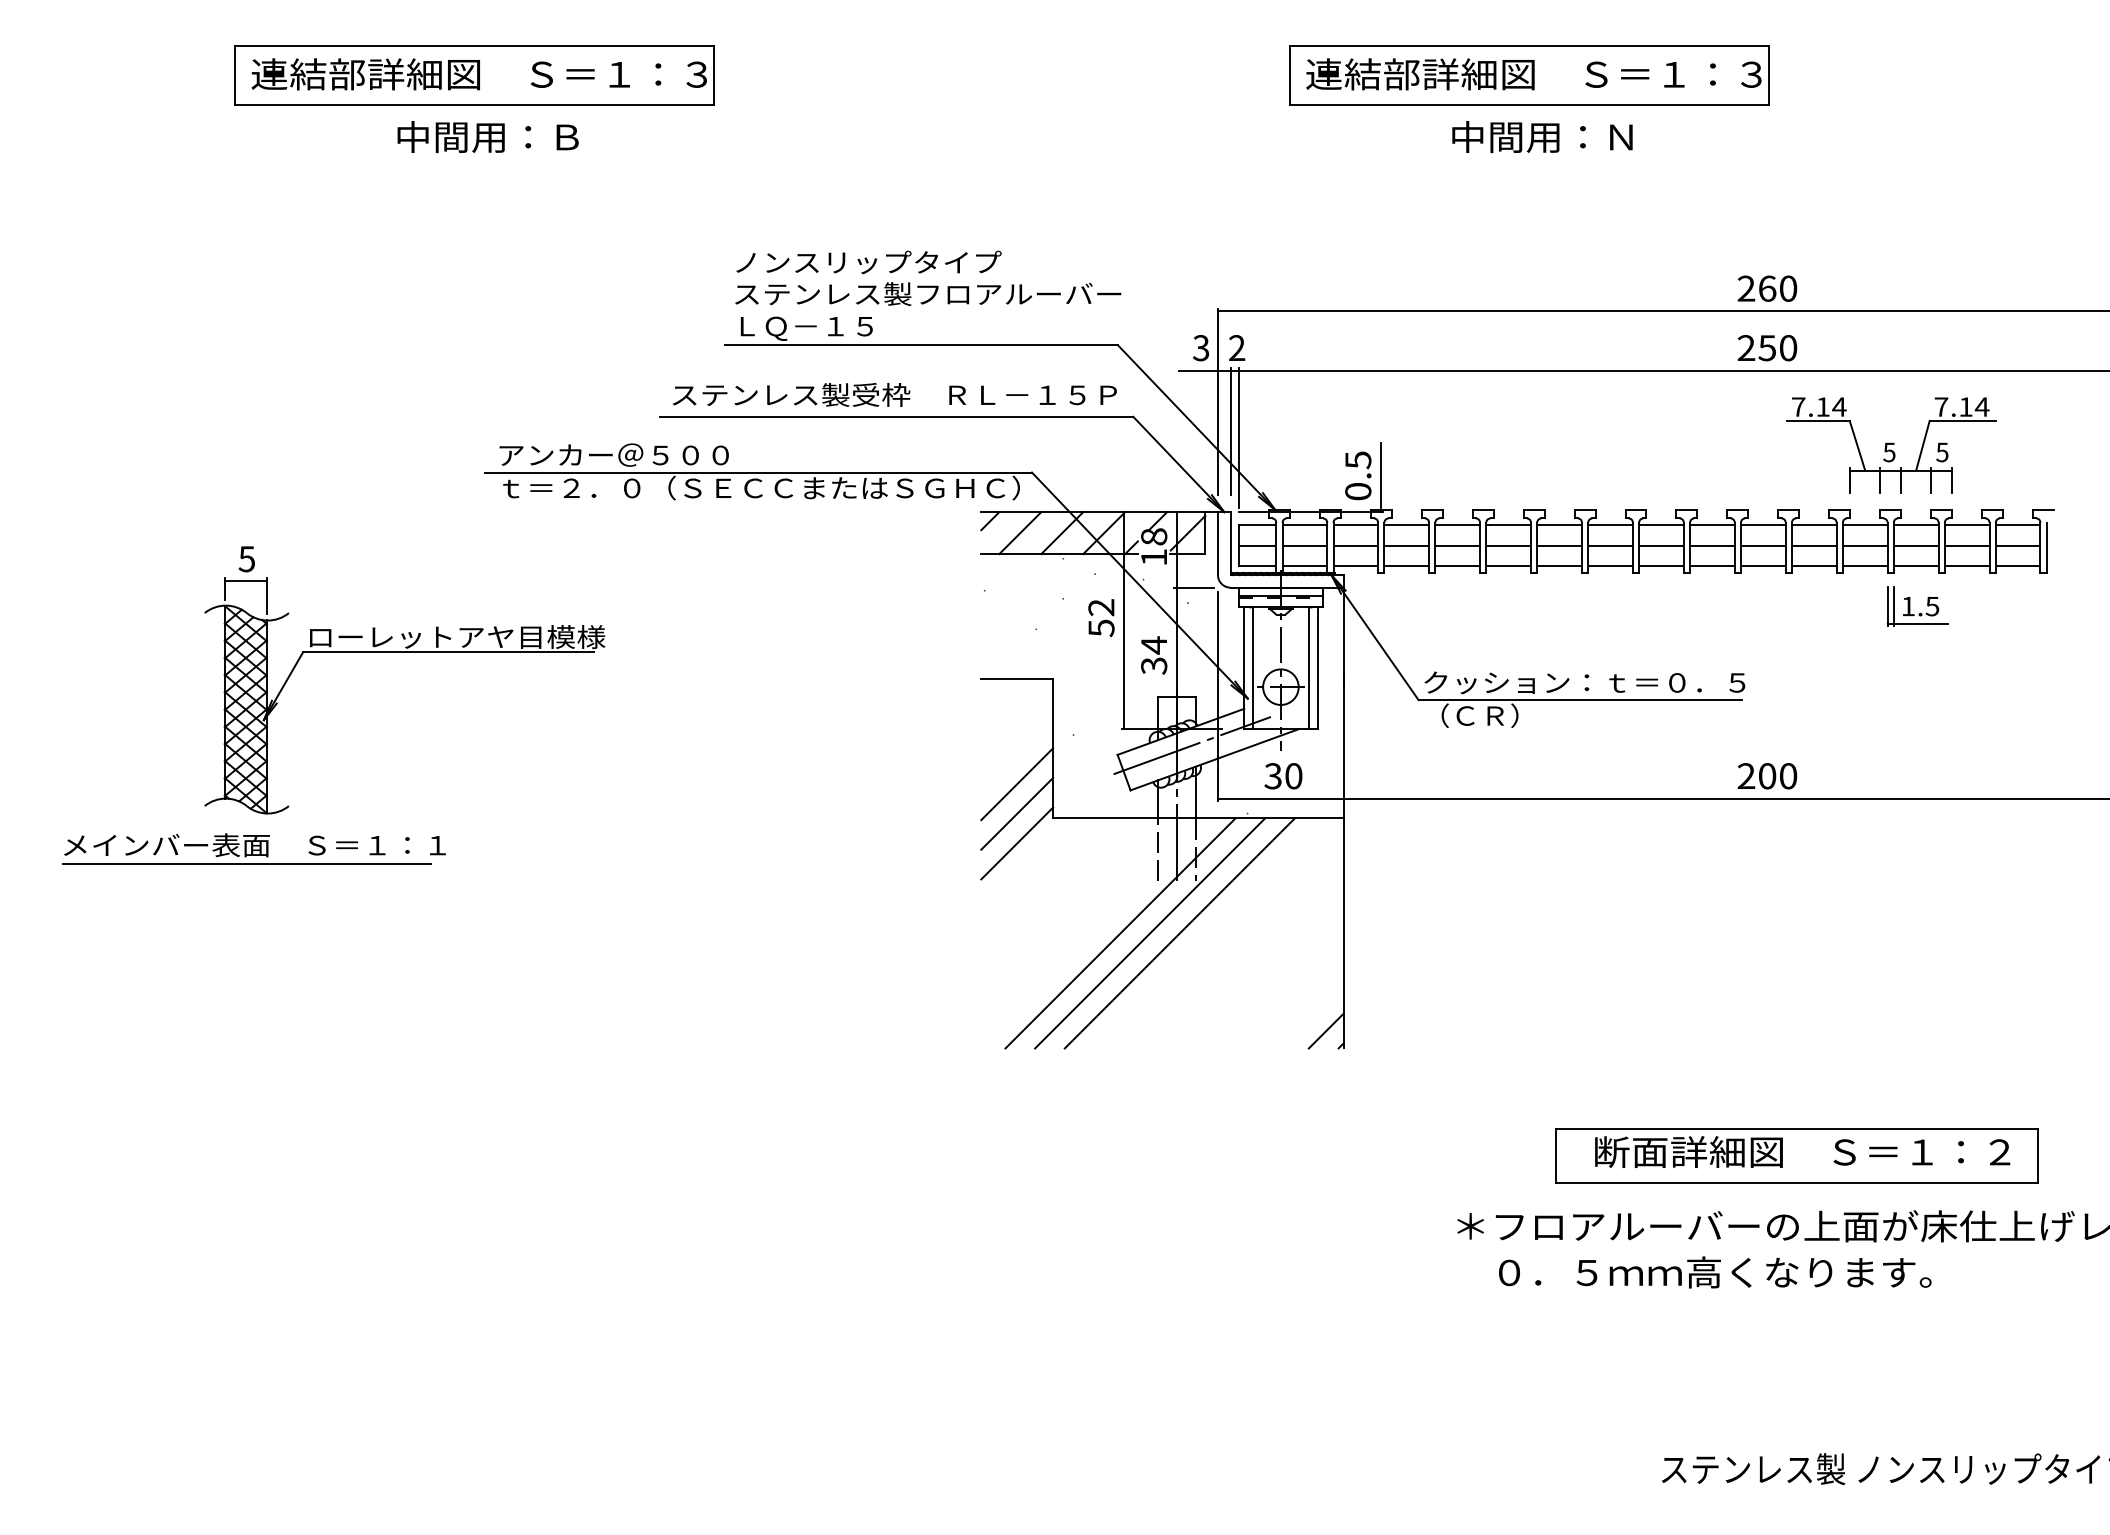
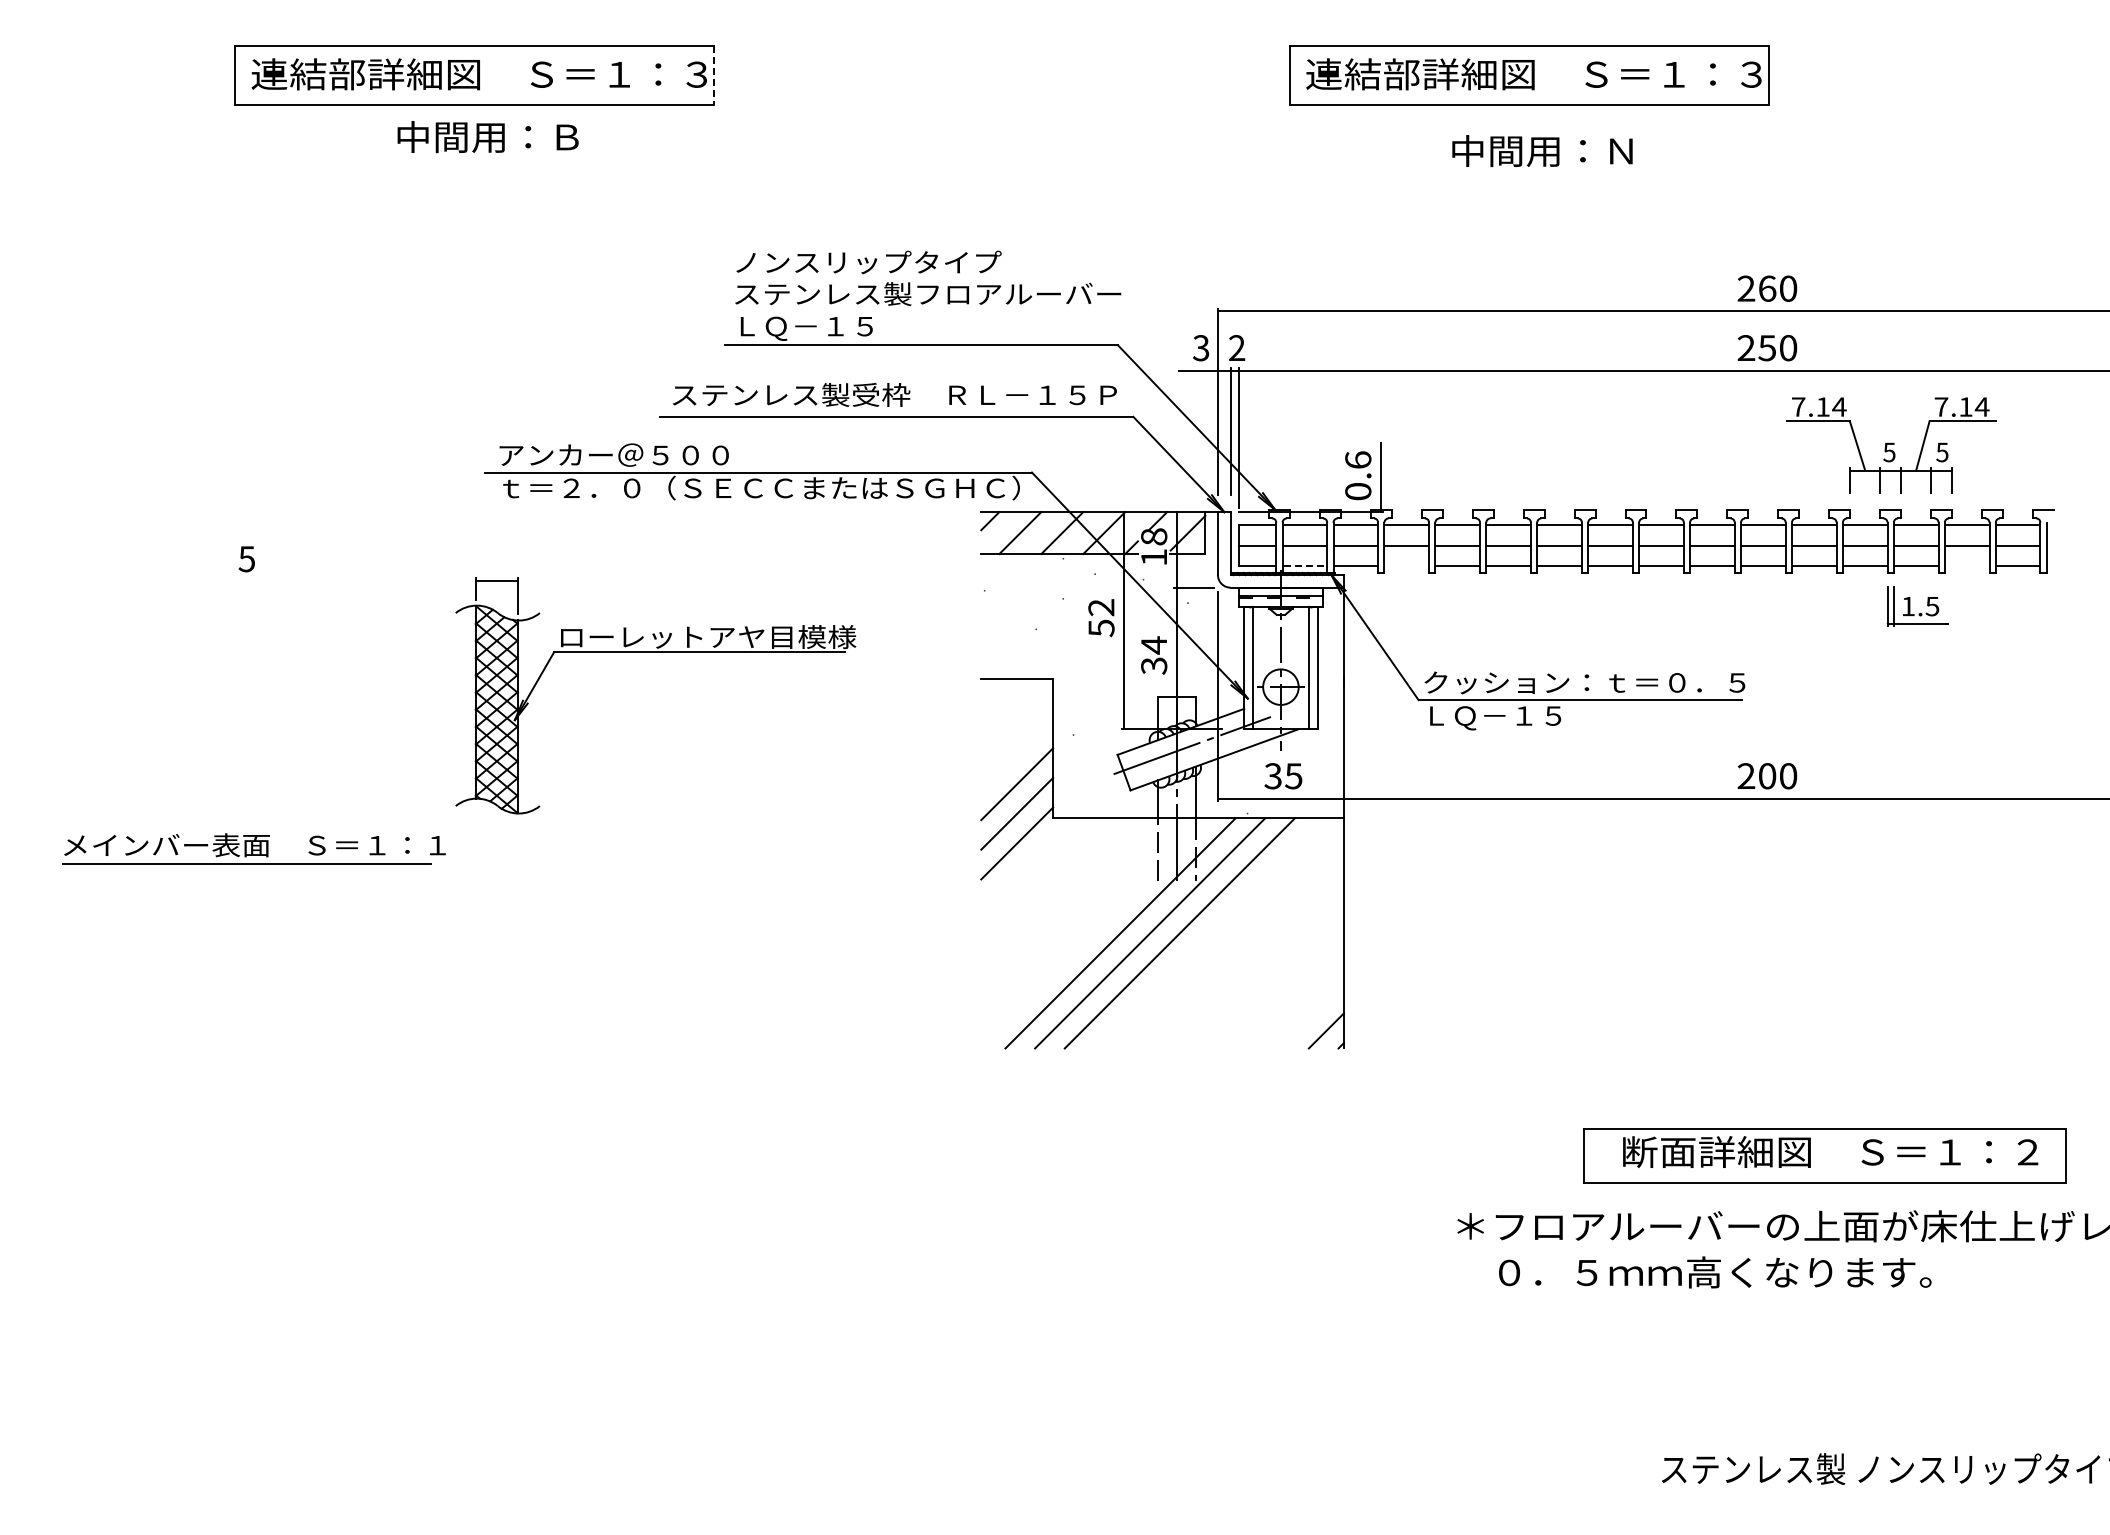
line: solid -> dashed (714, 76)
text position: (1542, 136) -> (1542, 150) (1542, 150)
text: 0.5 -> 0.6 (1358, 460)
line: solid -> dashed (1305, 566)
line: present -> none (1406, 566)
line: present -> none (1966, 566)
part position: (404, 652) -> (655, 652) (655, 652)
text: （ＣＲ） -> ＬＱ－１５ (1495, 716)
text: 30 -> 35 (1293, 776)
part position: (1796, 1155) -> (1824, 1155) (1824, 1155)
